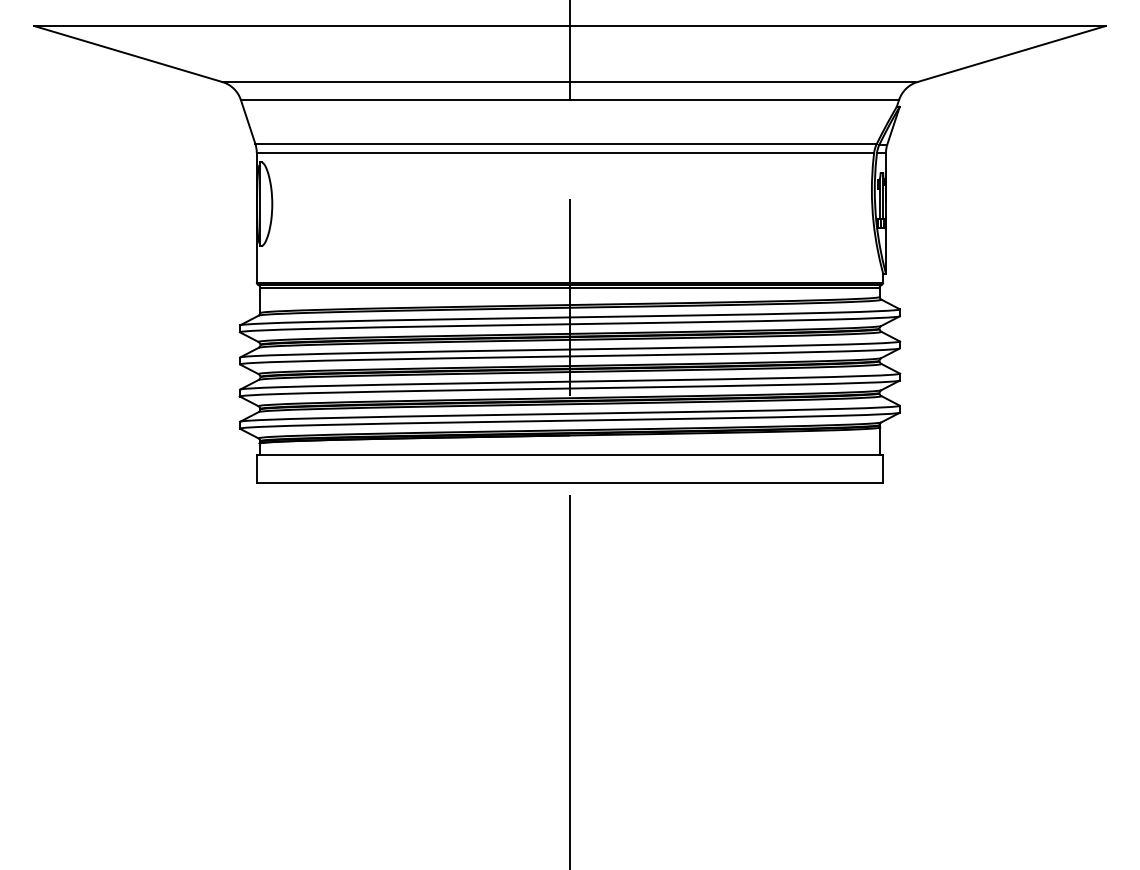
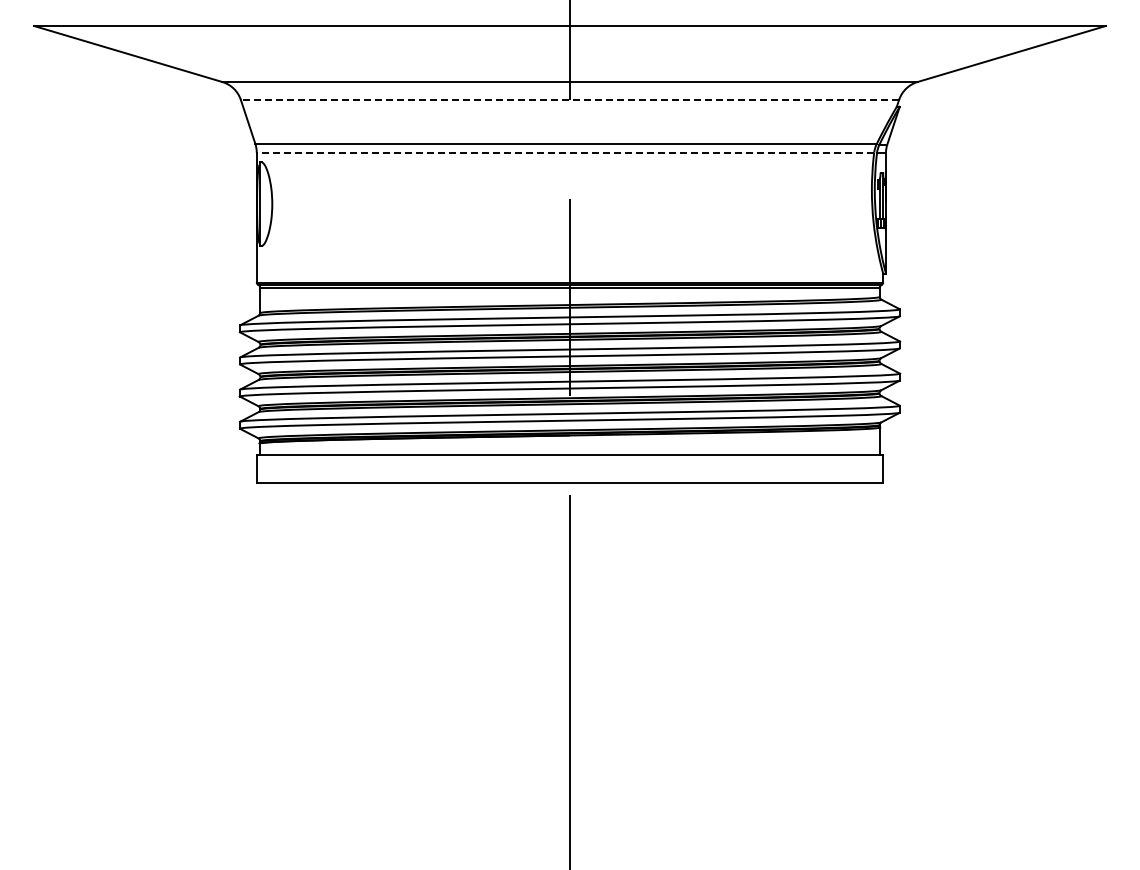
line: solid -> dashed (569, 100)
line: solid -> dashed (565, 152)
